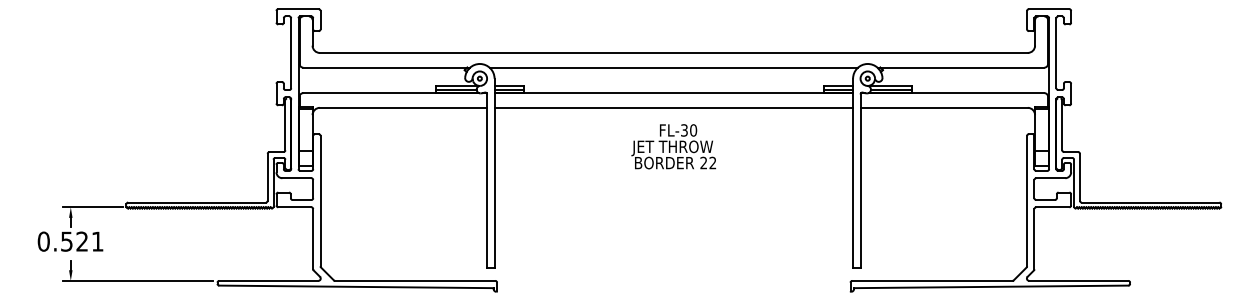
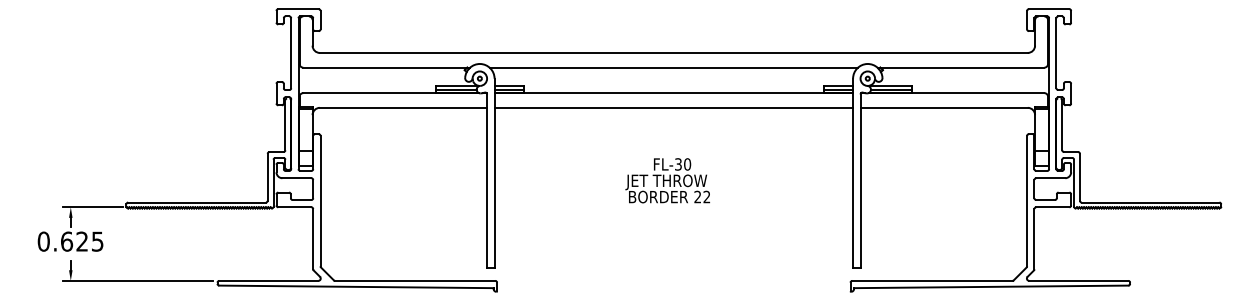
text position: (673, 146) -> (667, 180) (667, 180)
text: 0.521 -> 0.625 (82, 241)
